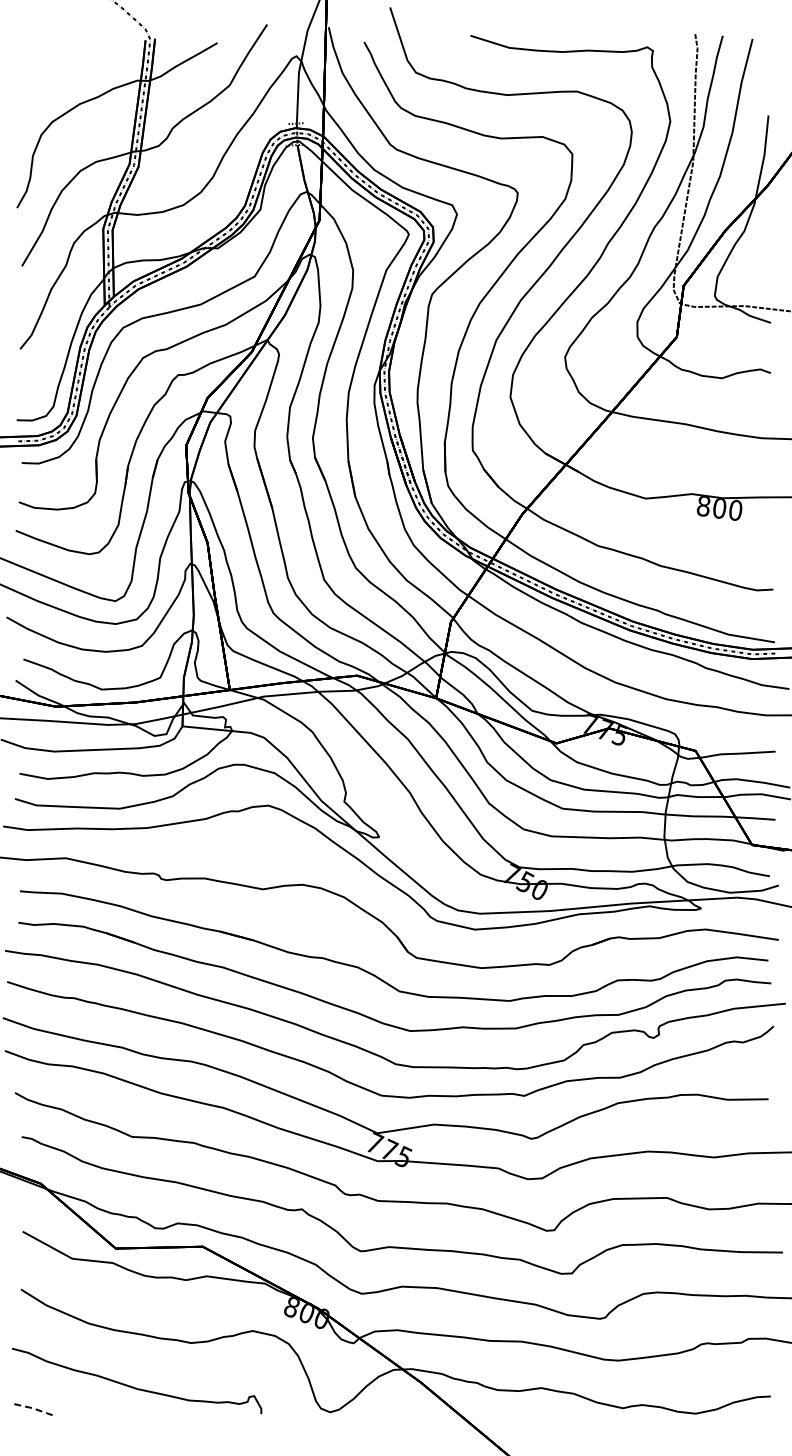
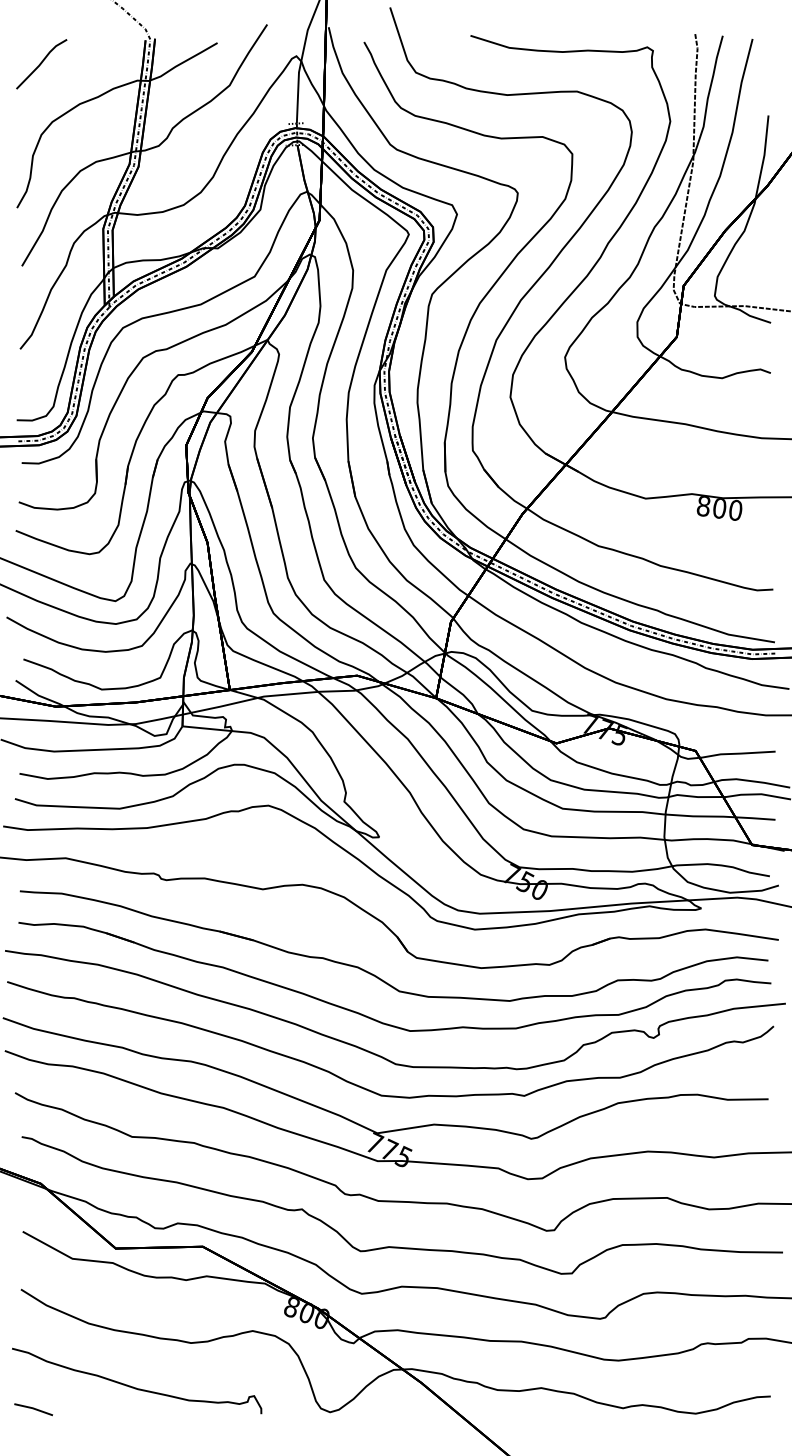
line: none -> present (41, 64)
line: dashed -> solid (33, 1408)
